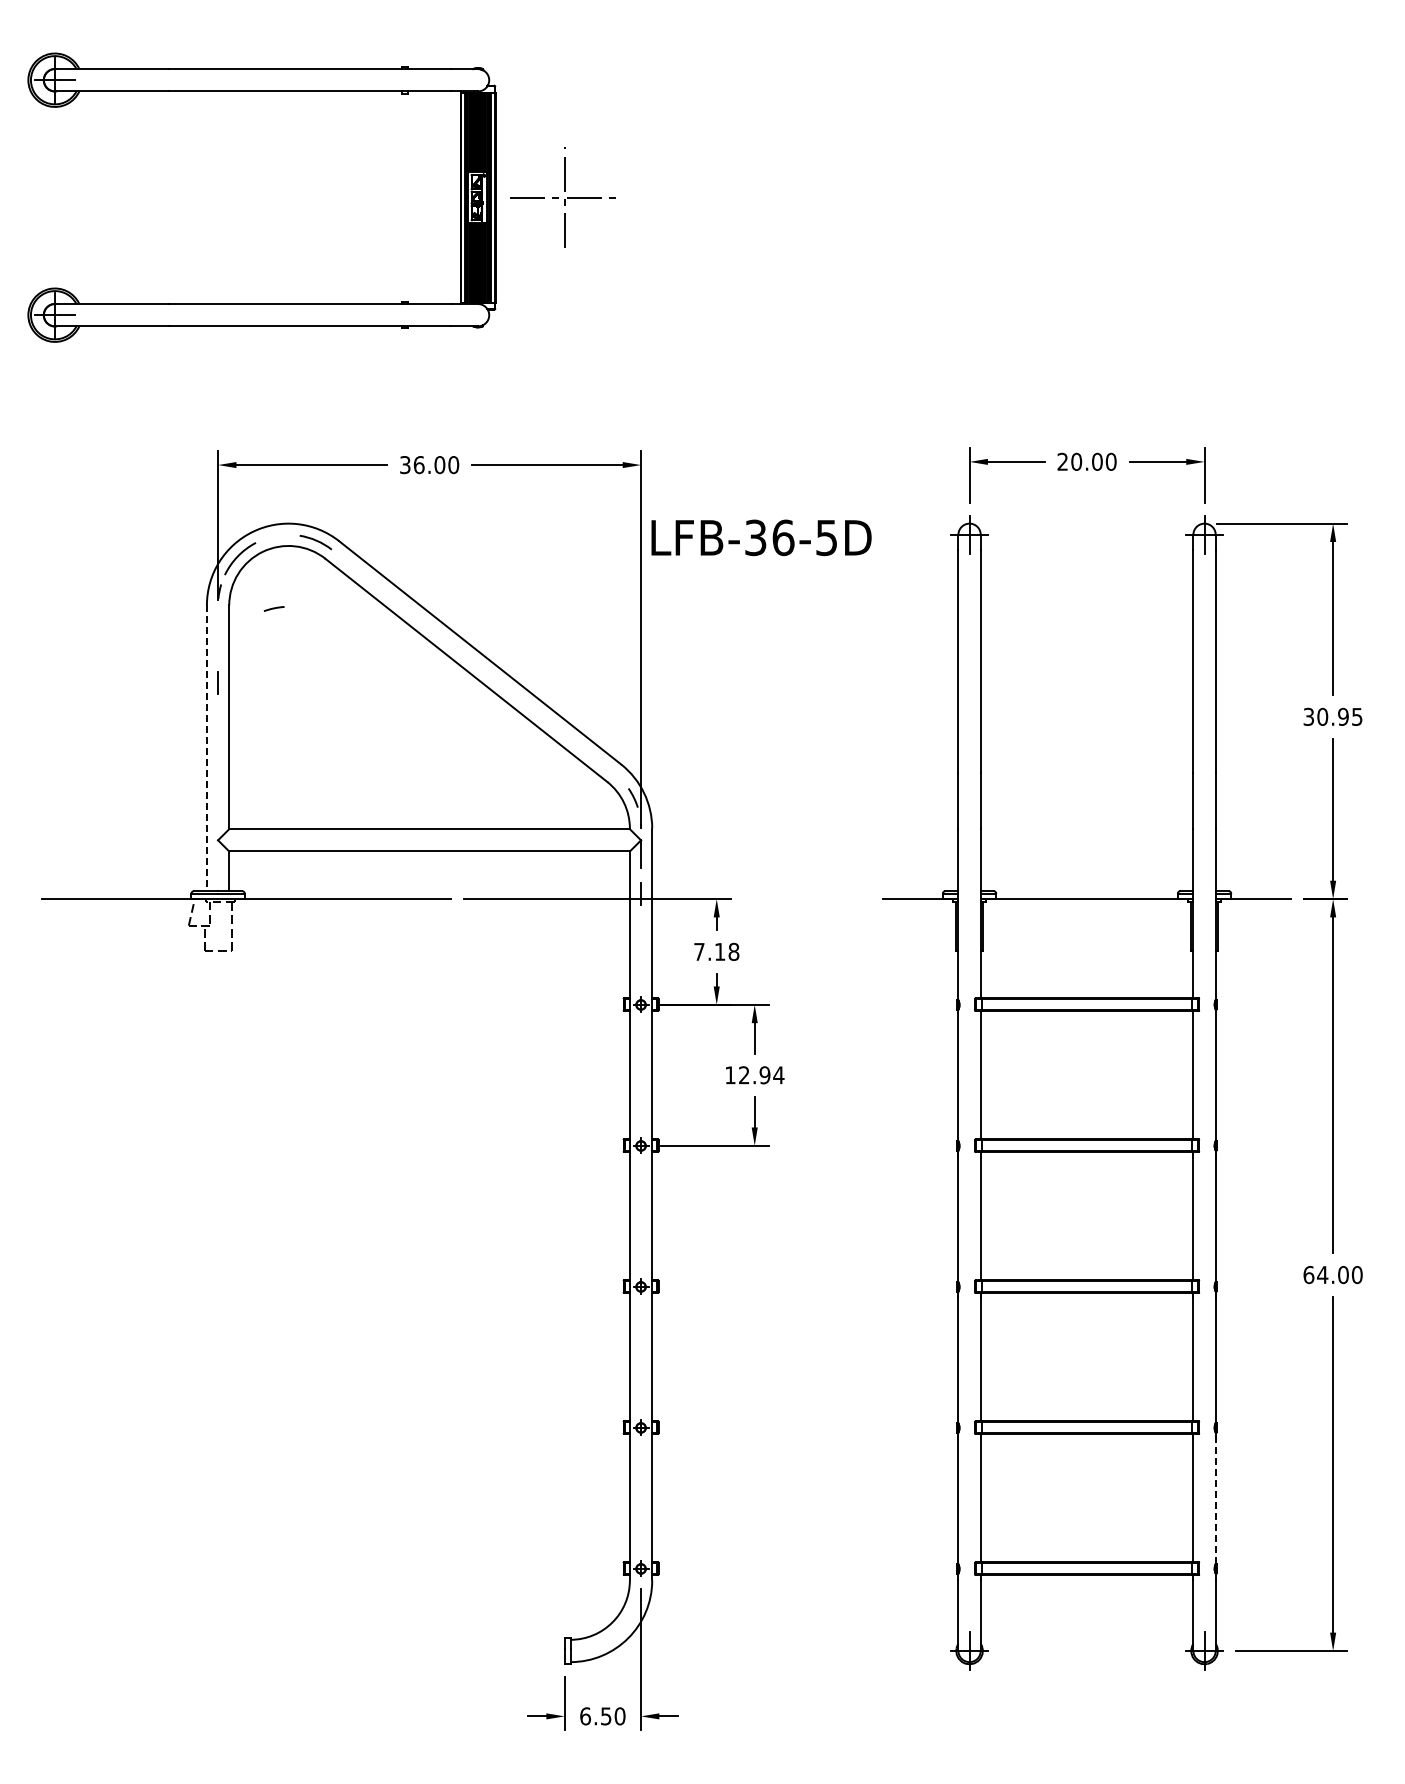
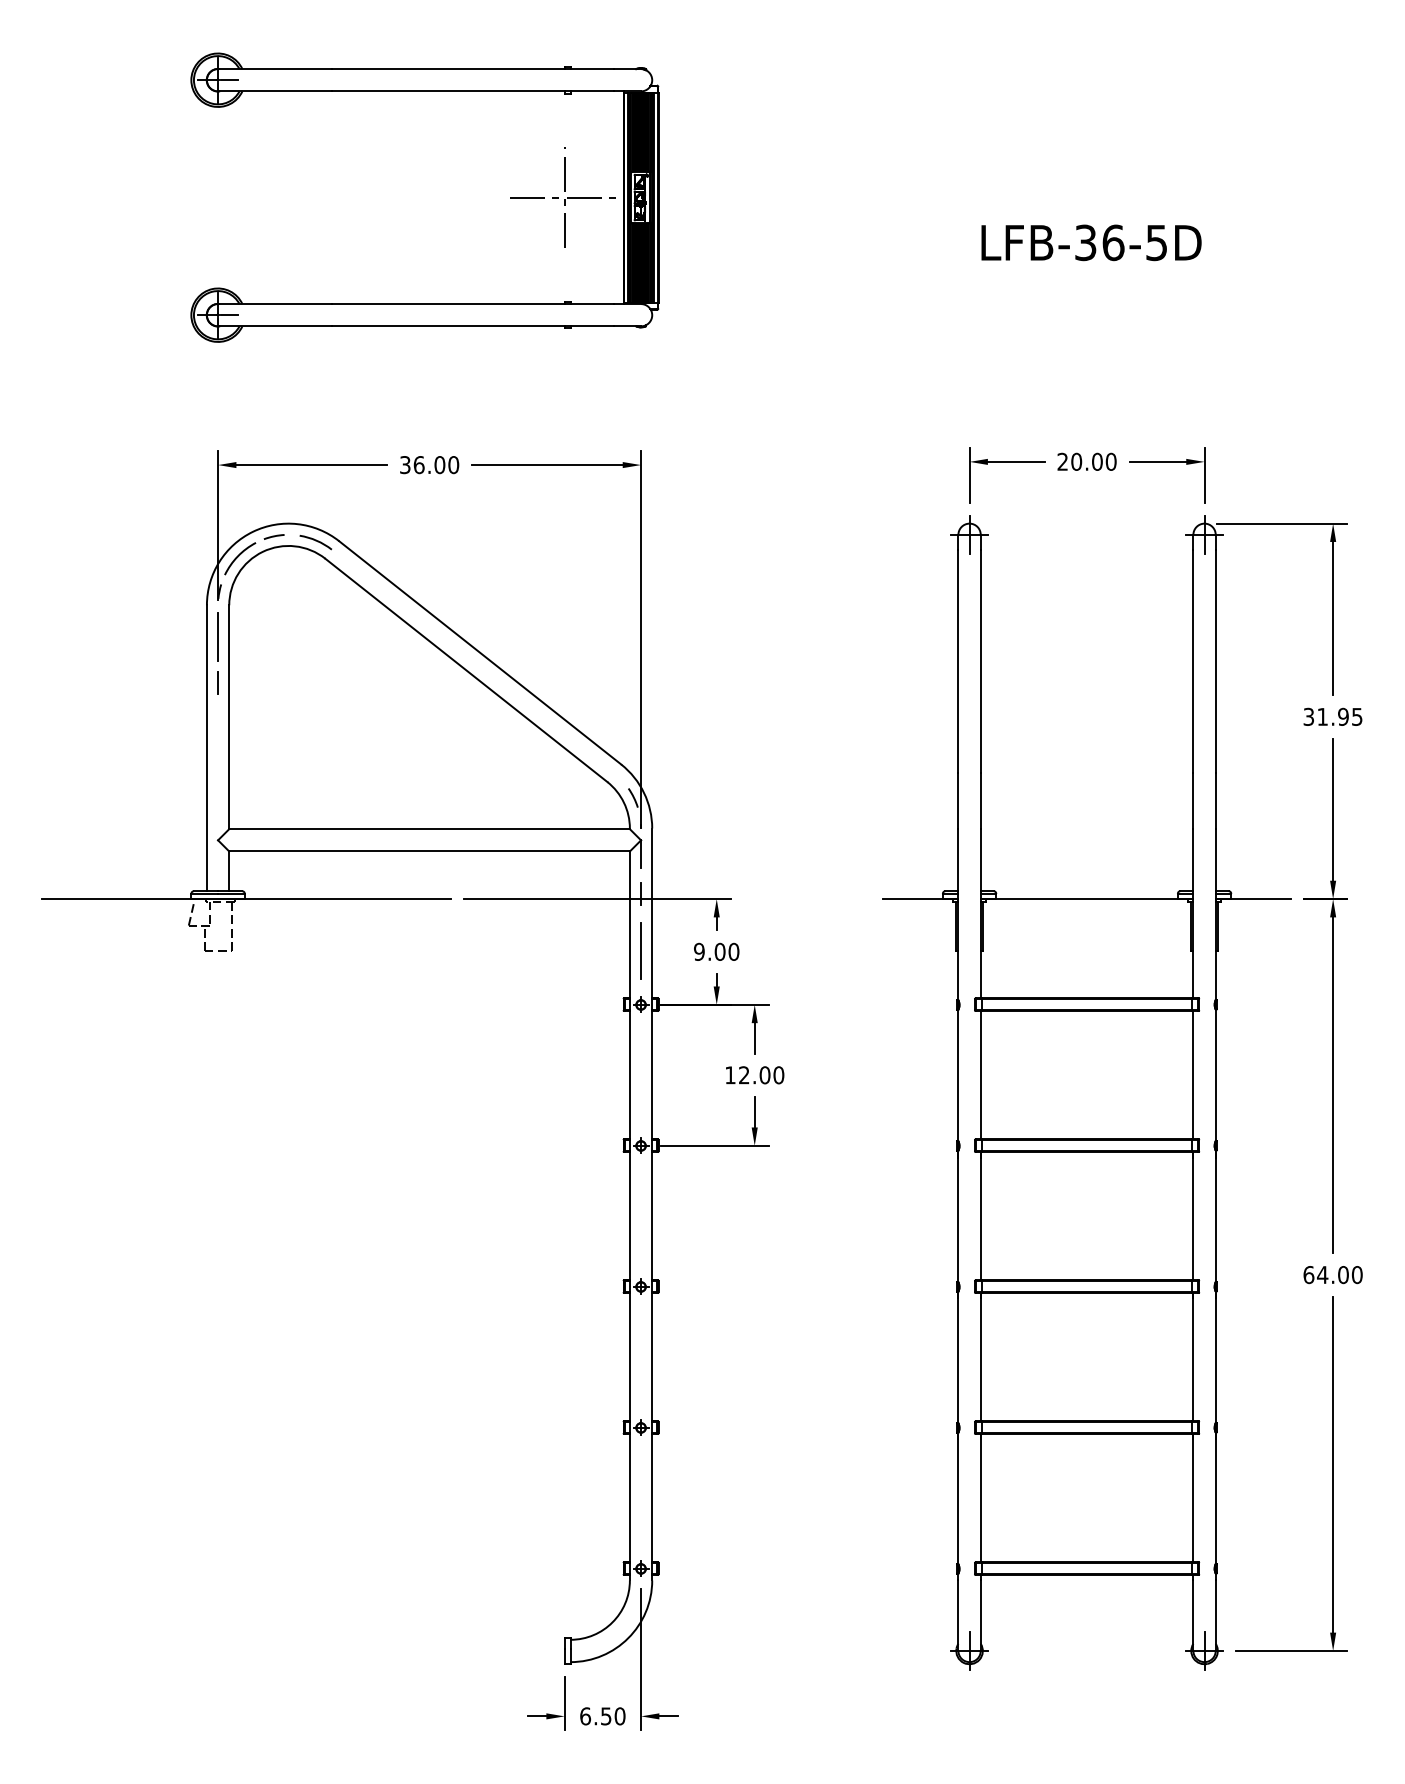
part position: (261, 91) -> (424, 91) (424, 91)
text position: (761, 537) -> (1091, 242) (1091, 242)
line position: (273, 608) -> (273, 536) (273, 536)
line: none -> present (218, 636)
text: 30.95 -> 31.95 (1322, 716)
line: dashed -> solid (206, 748)
line: none -> present (641, 950)
text: 7.18 -> 9.00 (716, 951)
text: 12.94 -> 12.00 (771, 1075)
line: dashed -> solid (1215, 1498)
